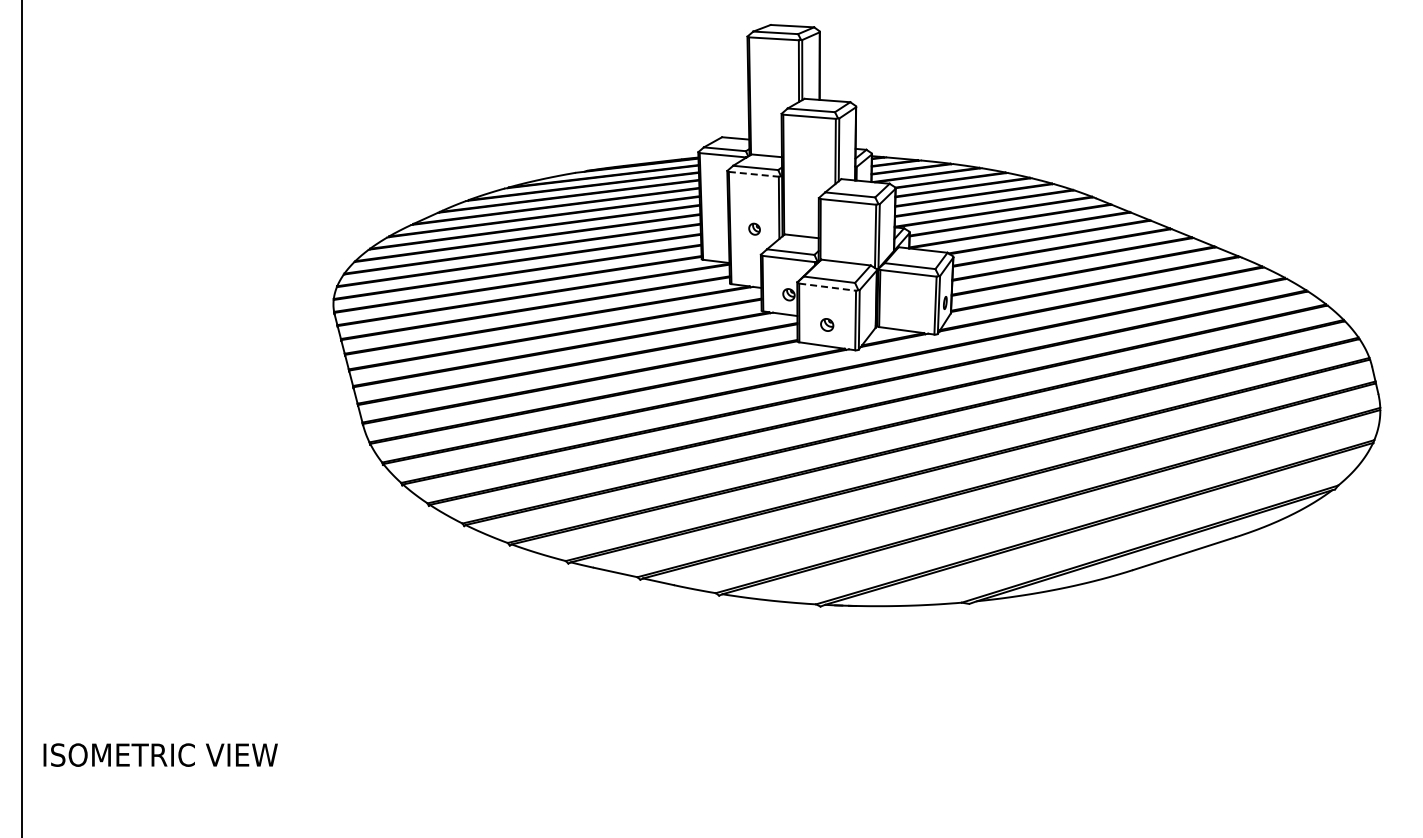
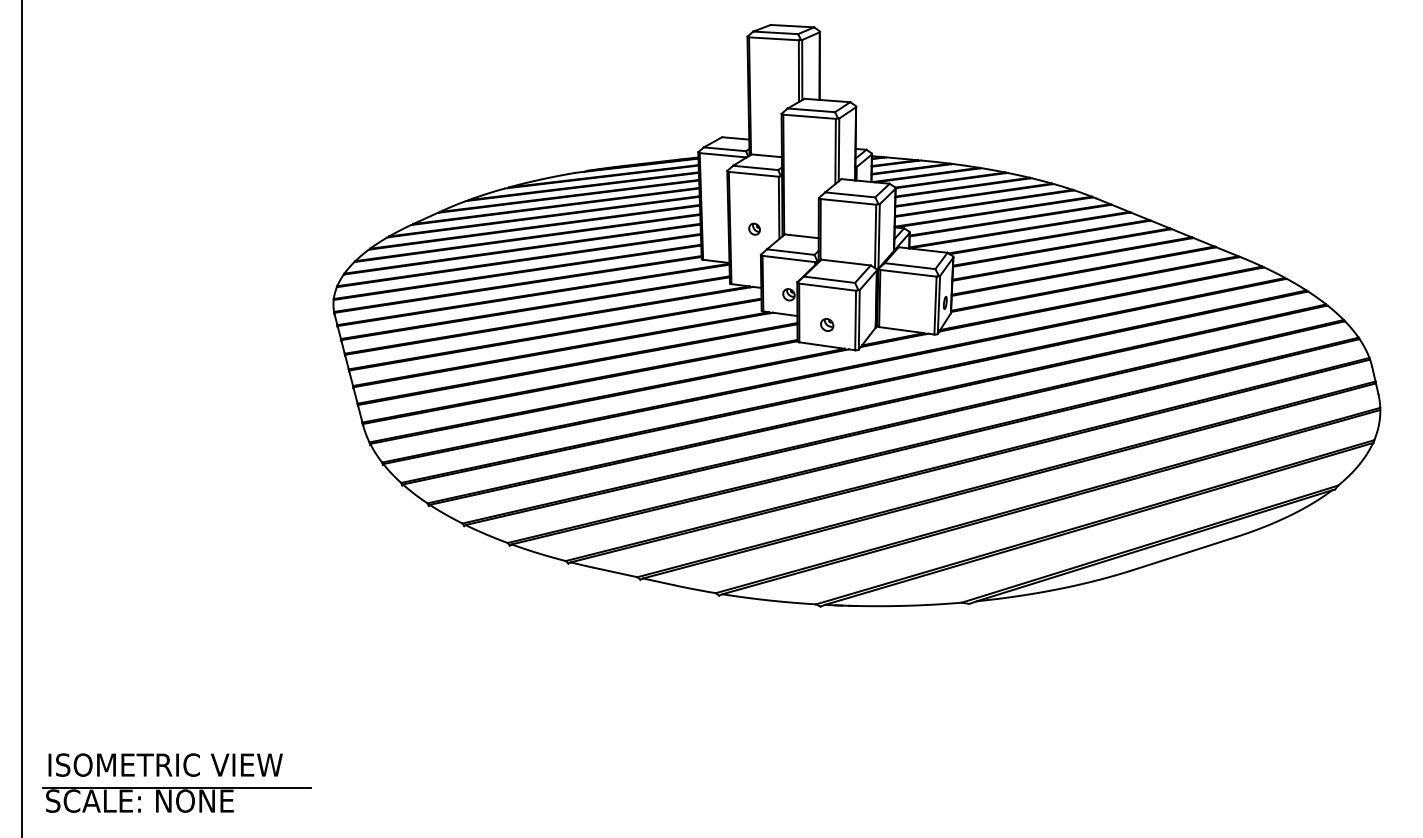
line: dashed -> solid (754, 174)
line: dashed -> solid (827, 287)
text position: (160, 754) -> (165, 764) (165, 764)
part: none -> present (176, 799)
